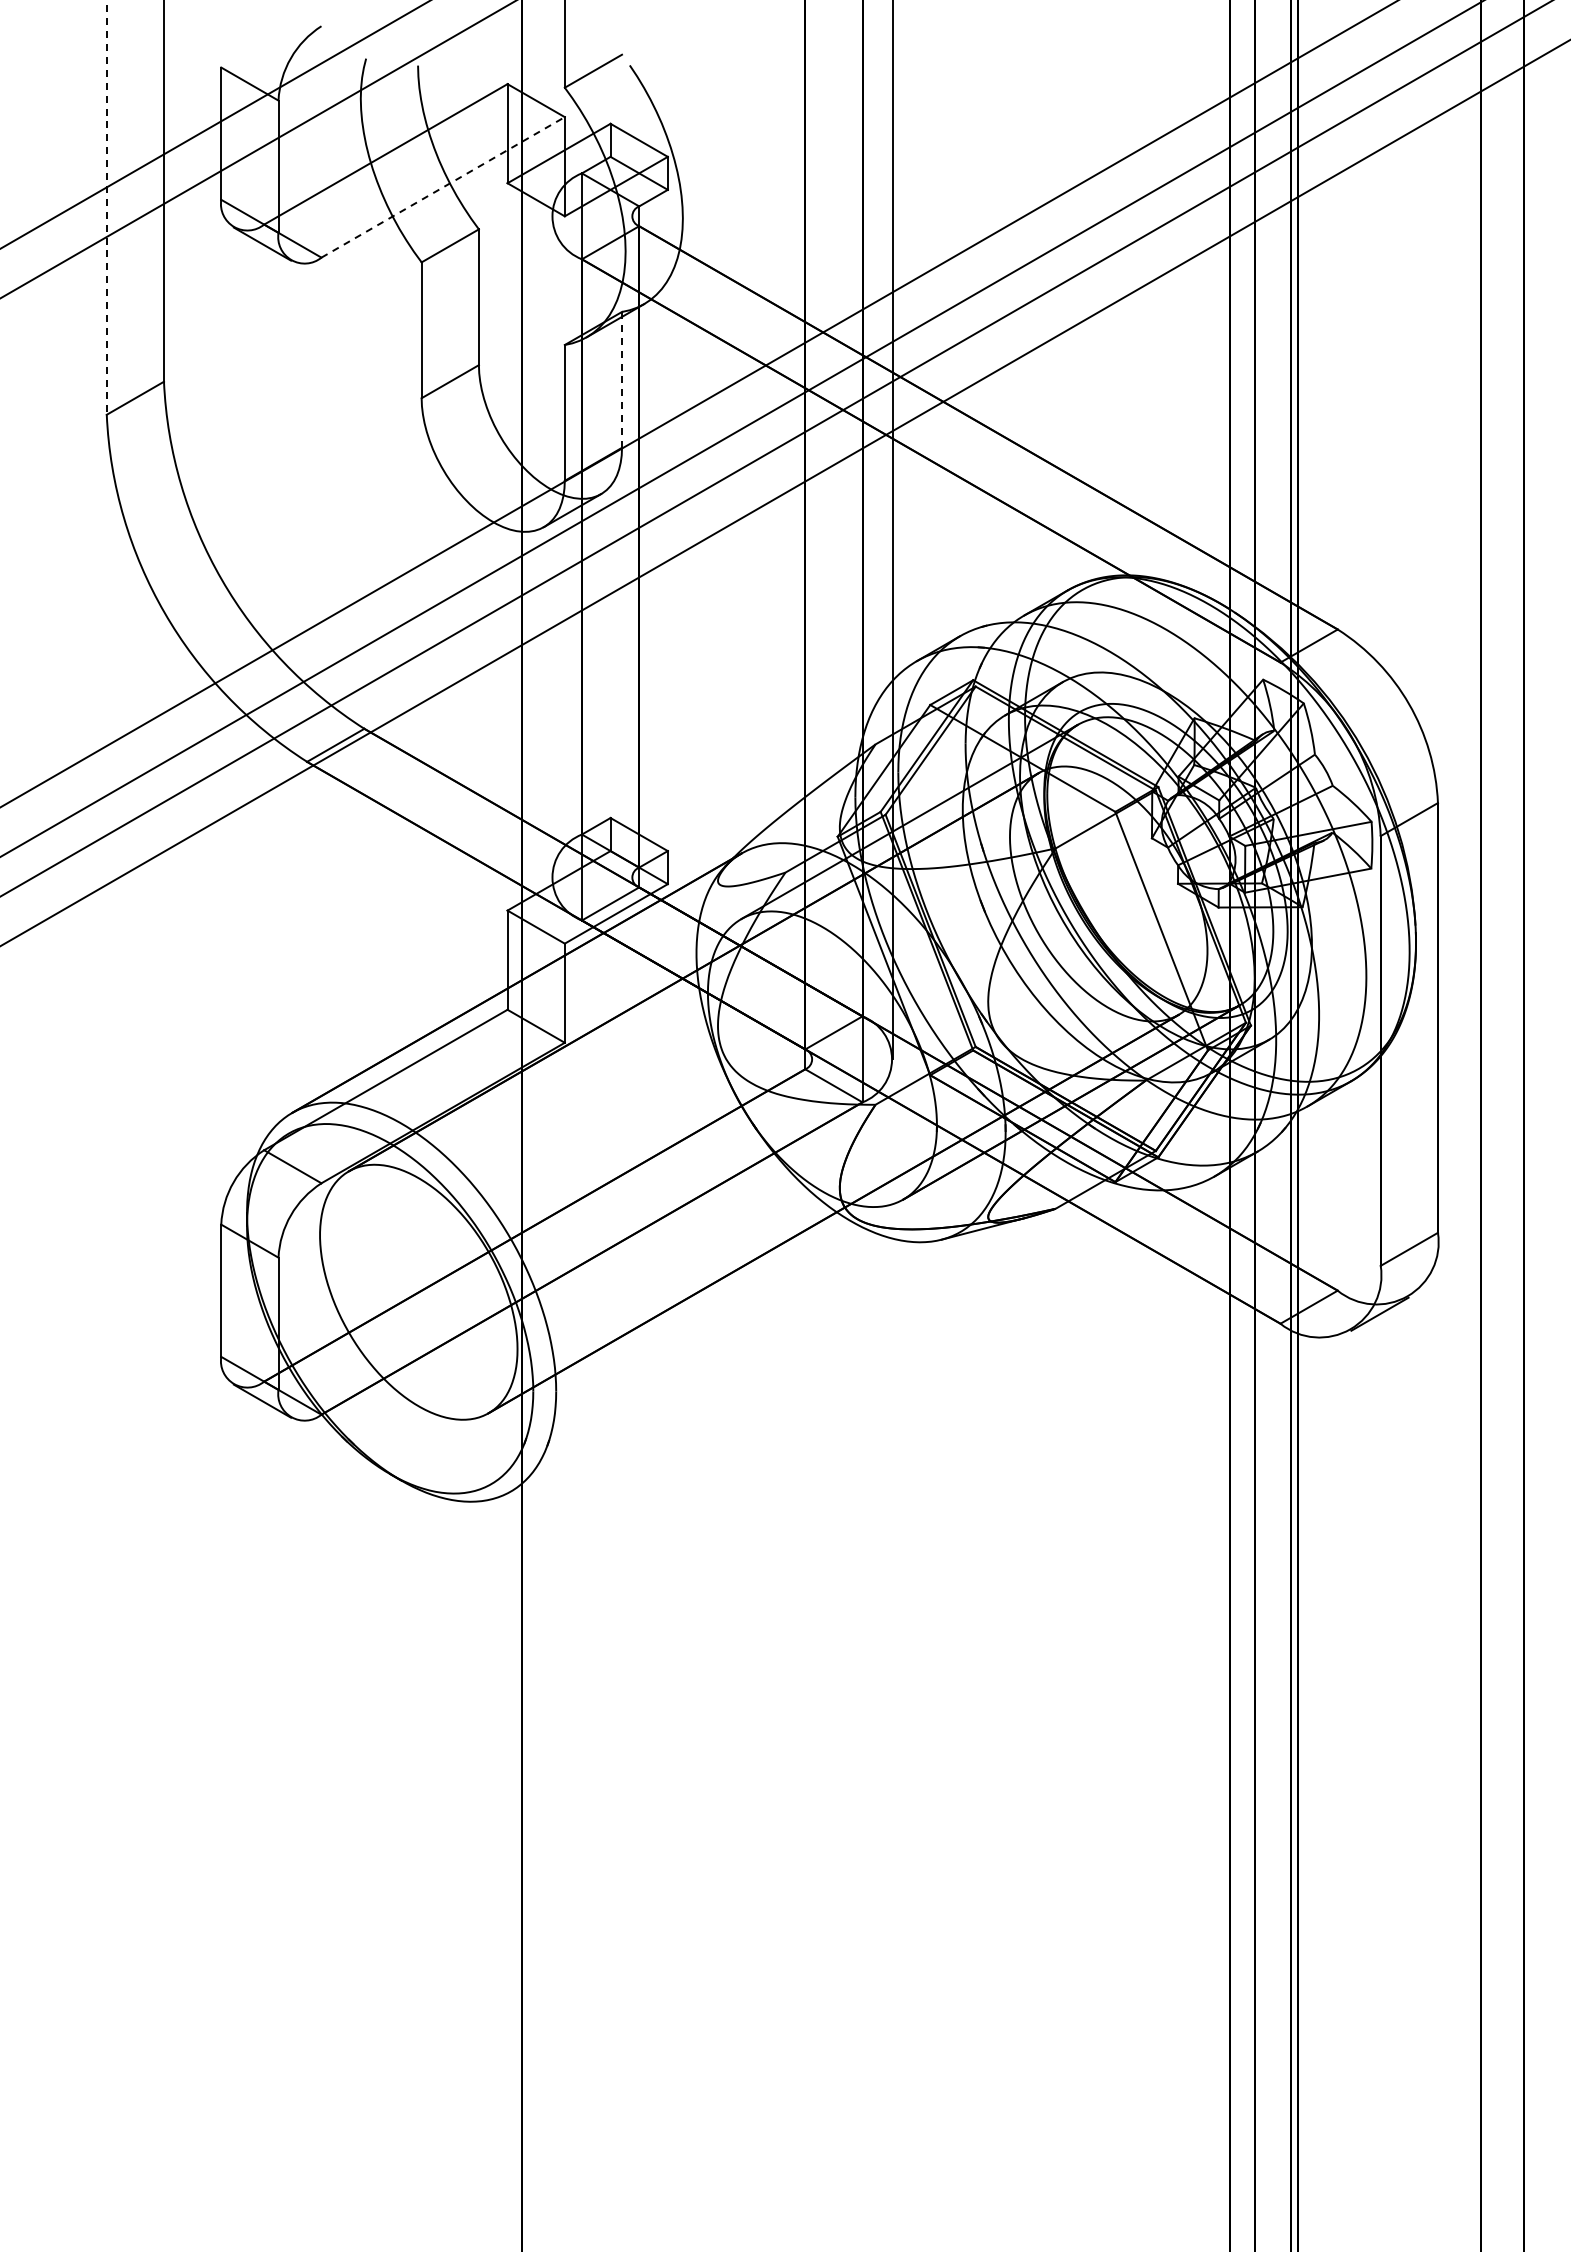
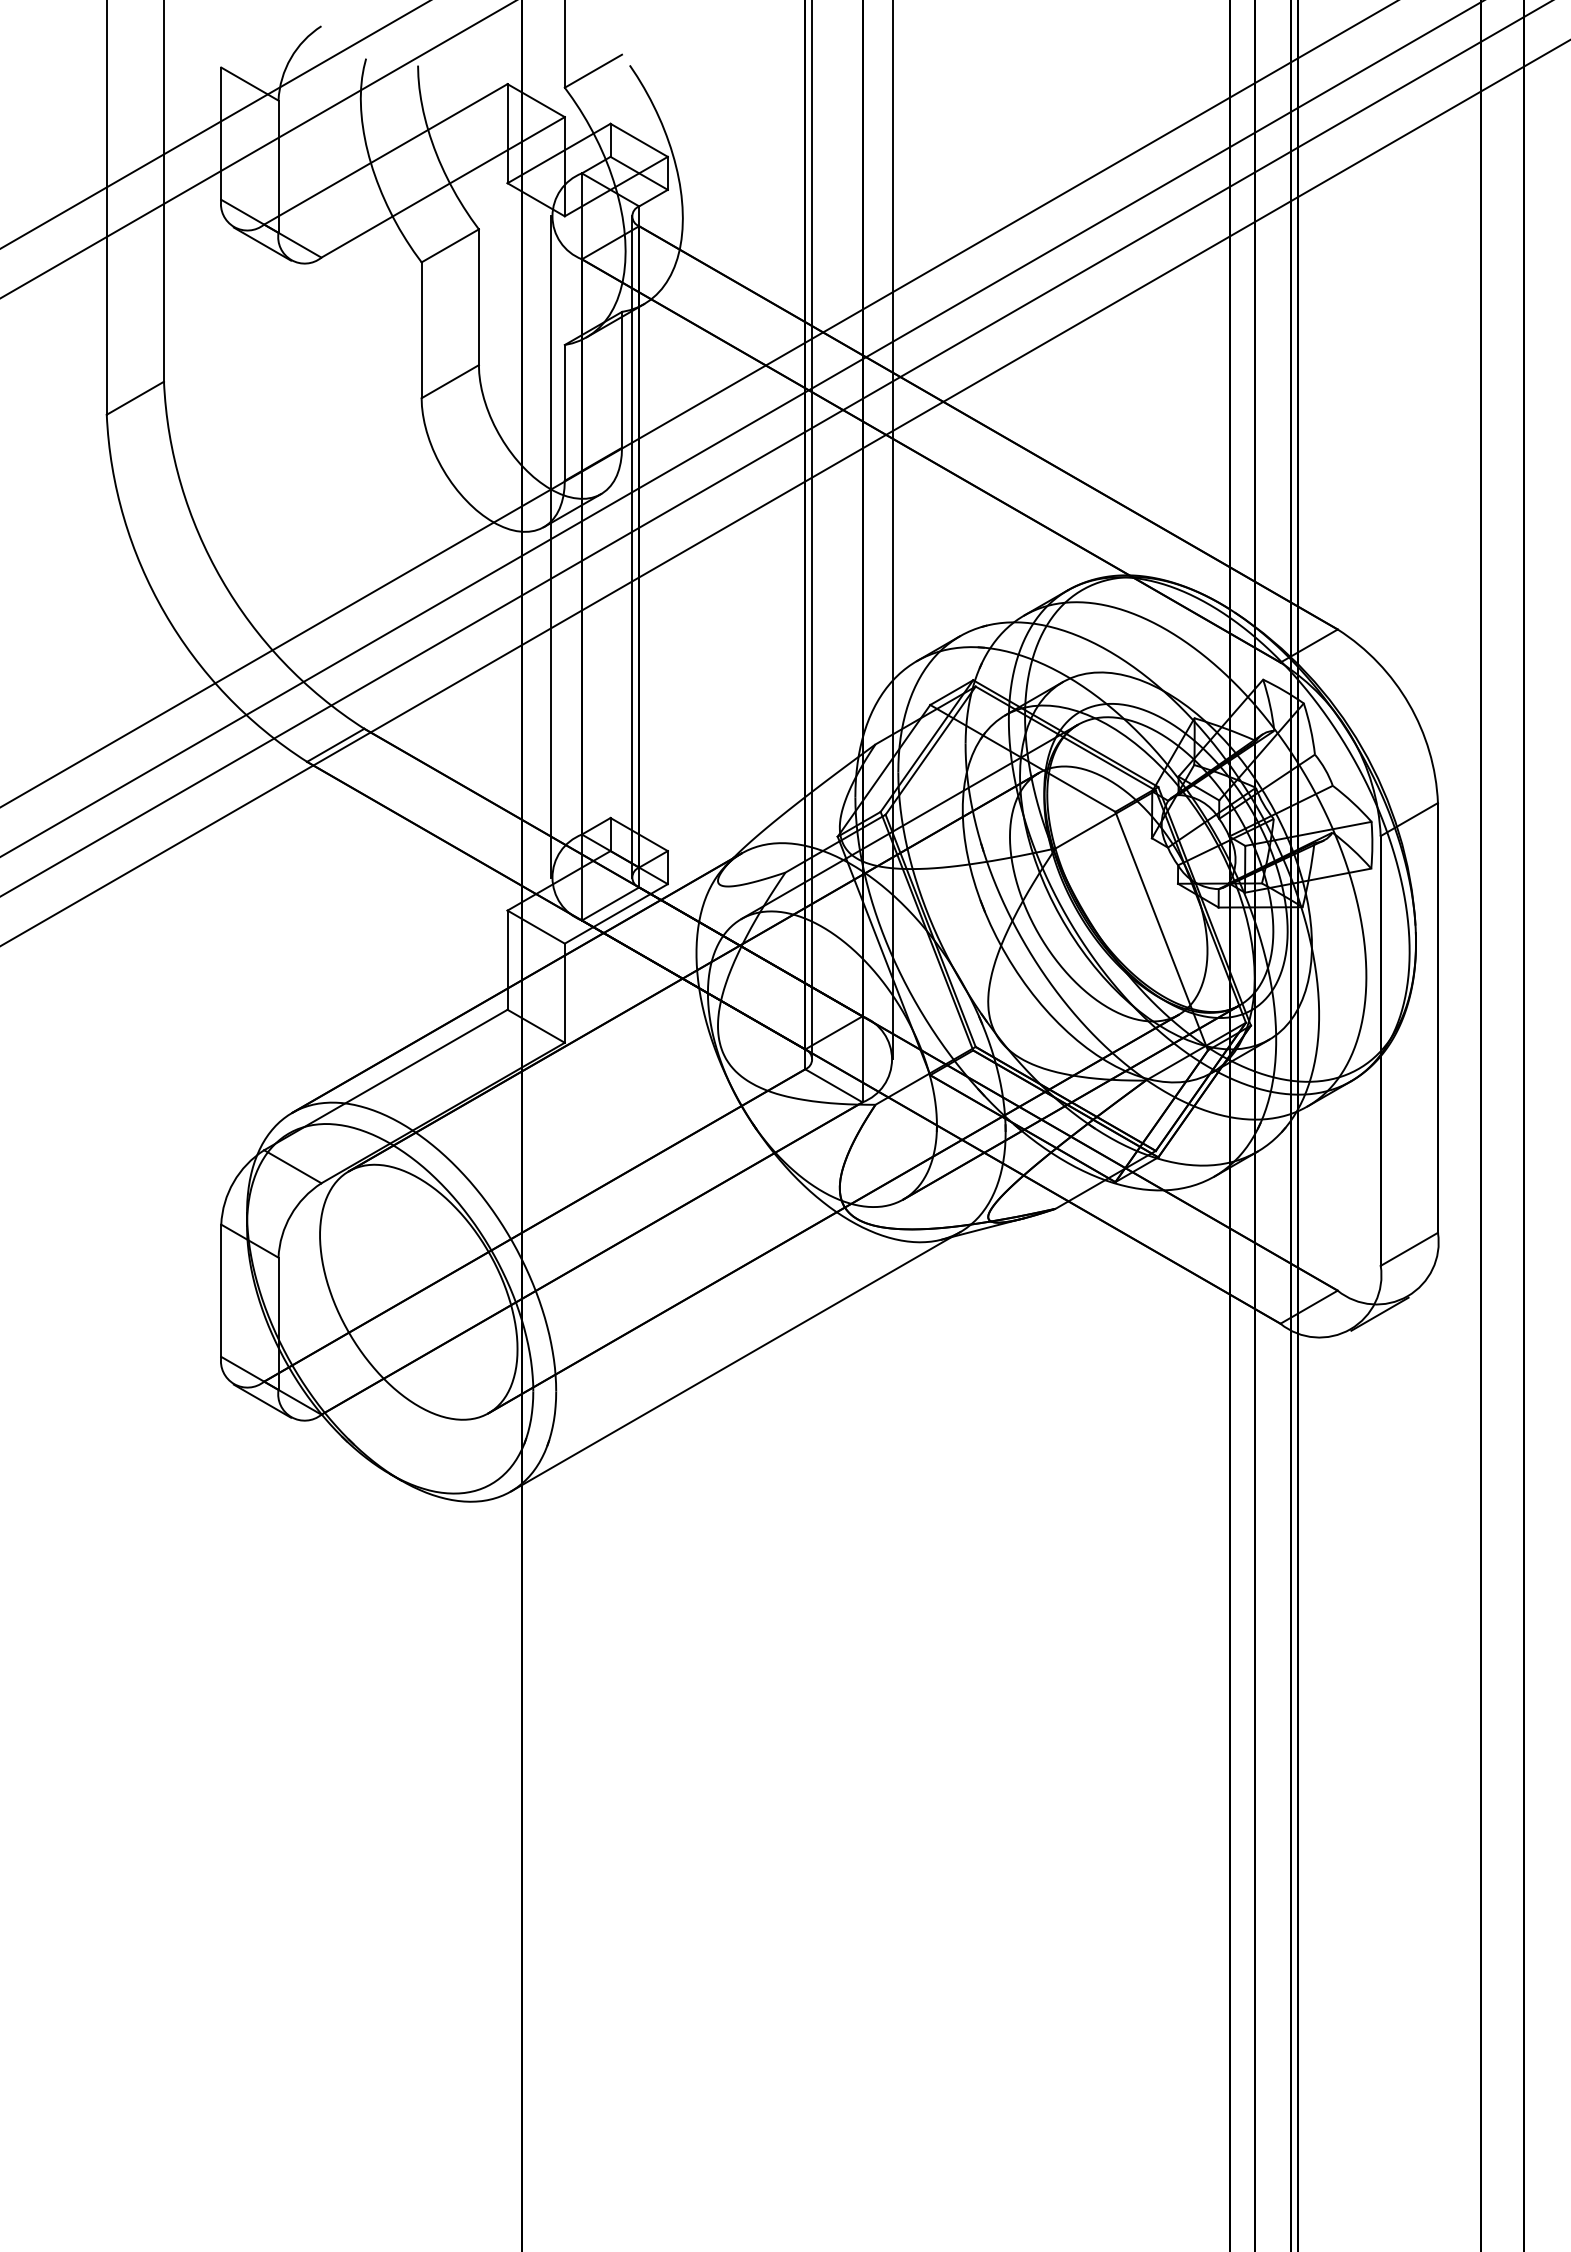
line: dashed -> solid (443, 187)
line: dashed -> solid (106, 207)
line: dashed -> solid (622, 379)
line: none -> present (812, 530)
line: none -> present (551, 546)
line: none -> present (632, 546)
line: none -> present (735, 1361)
